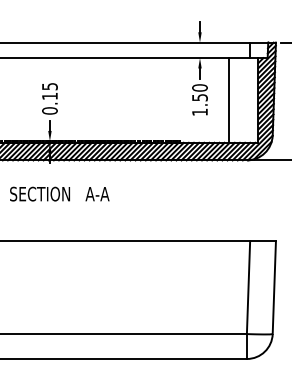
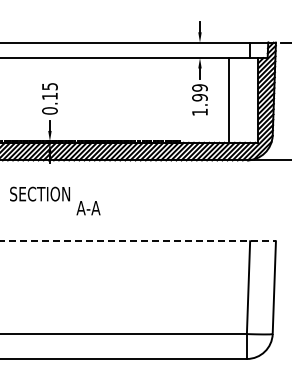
text: 1.50 -> 1.99 (199, 92)
text position: (97, 194) -> (88, 208) (88, 208)
line: solid -> dashed (138, 241)
